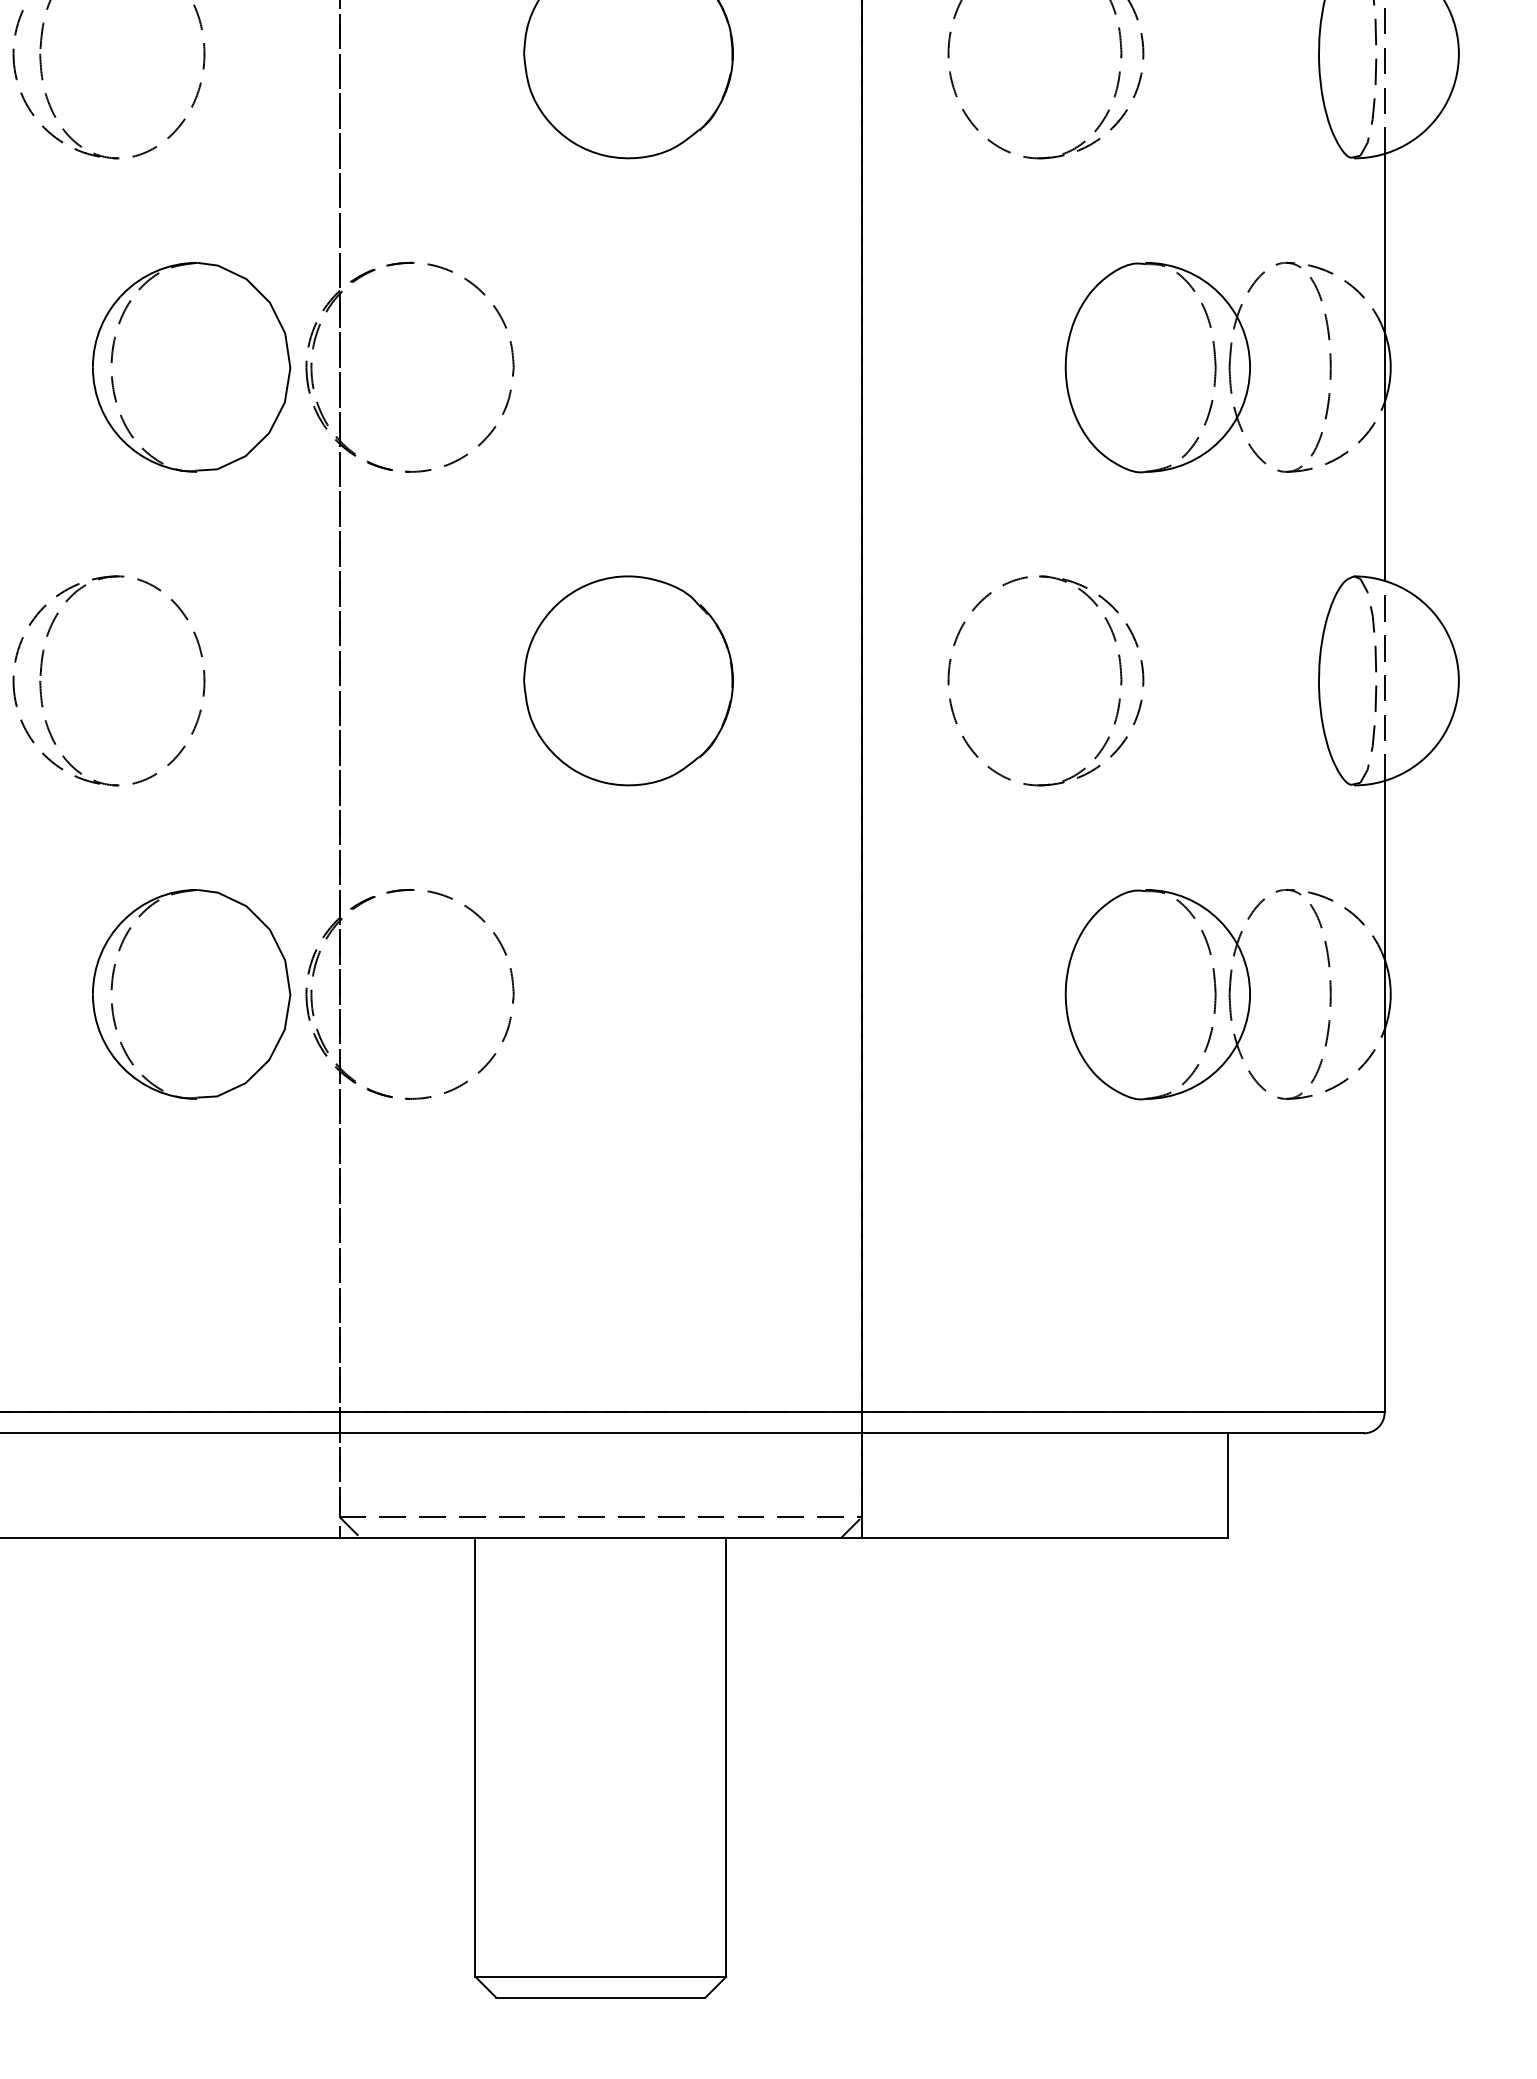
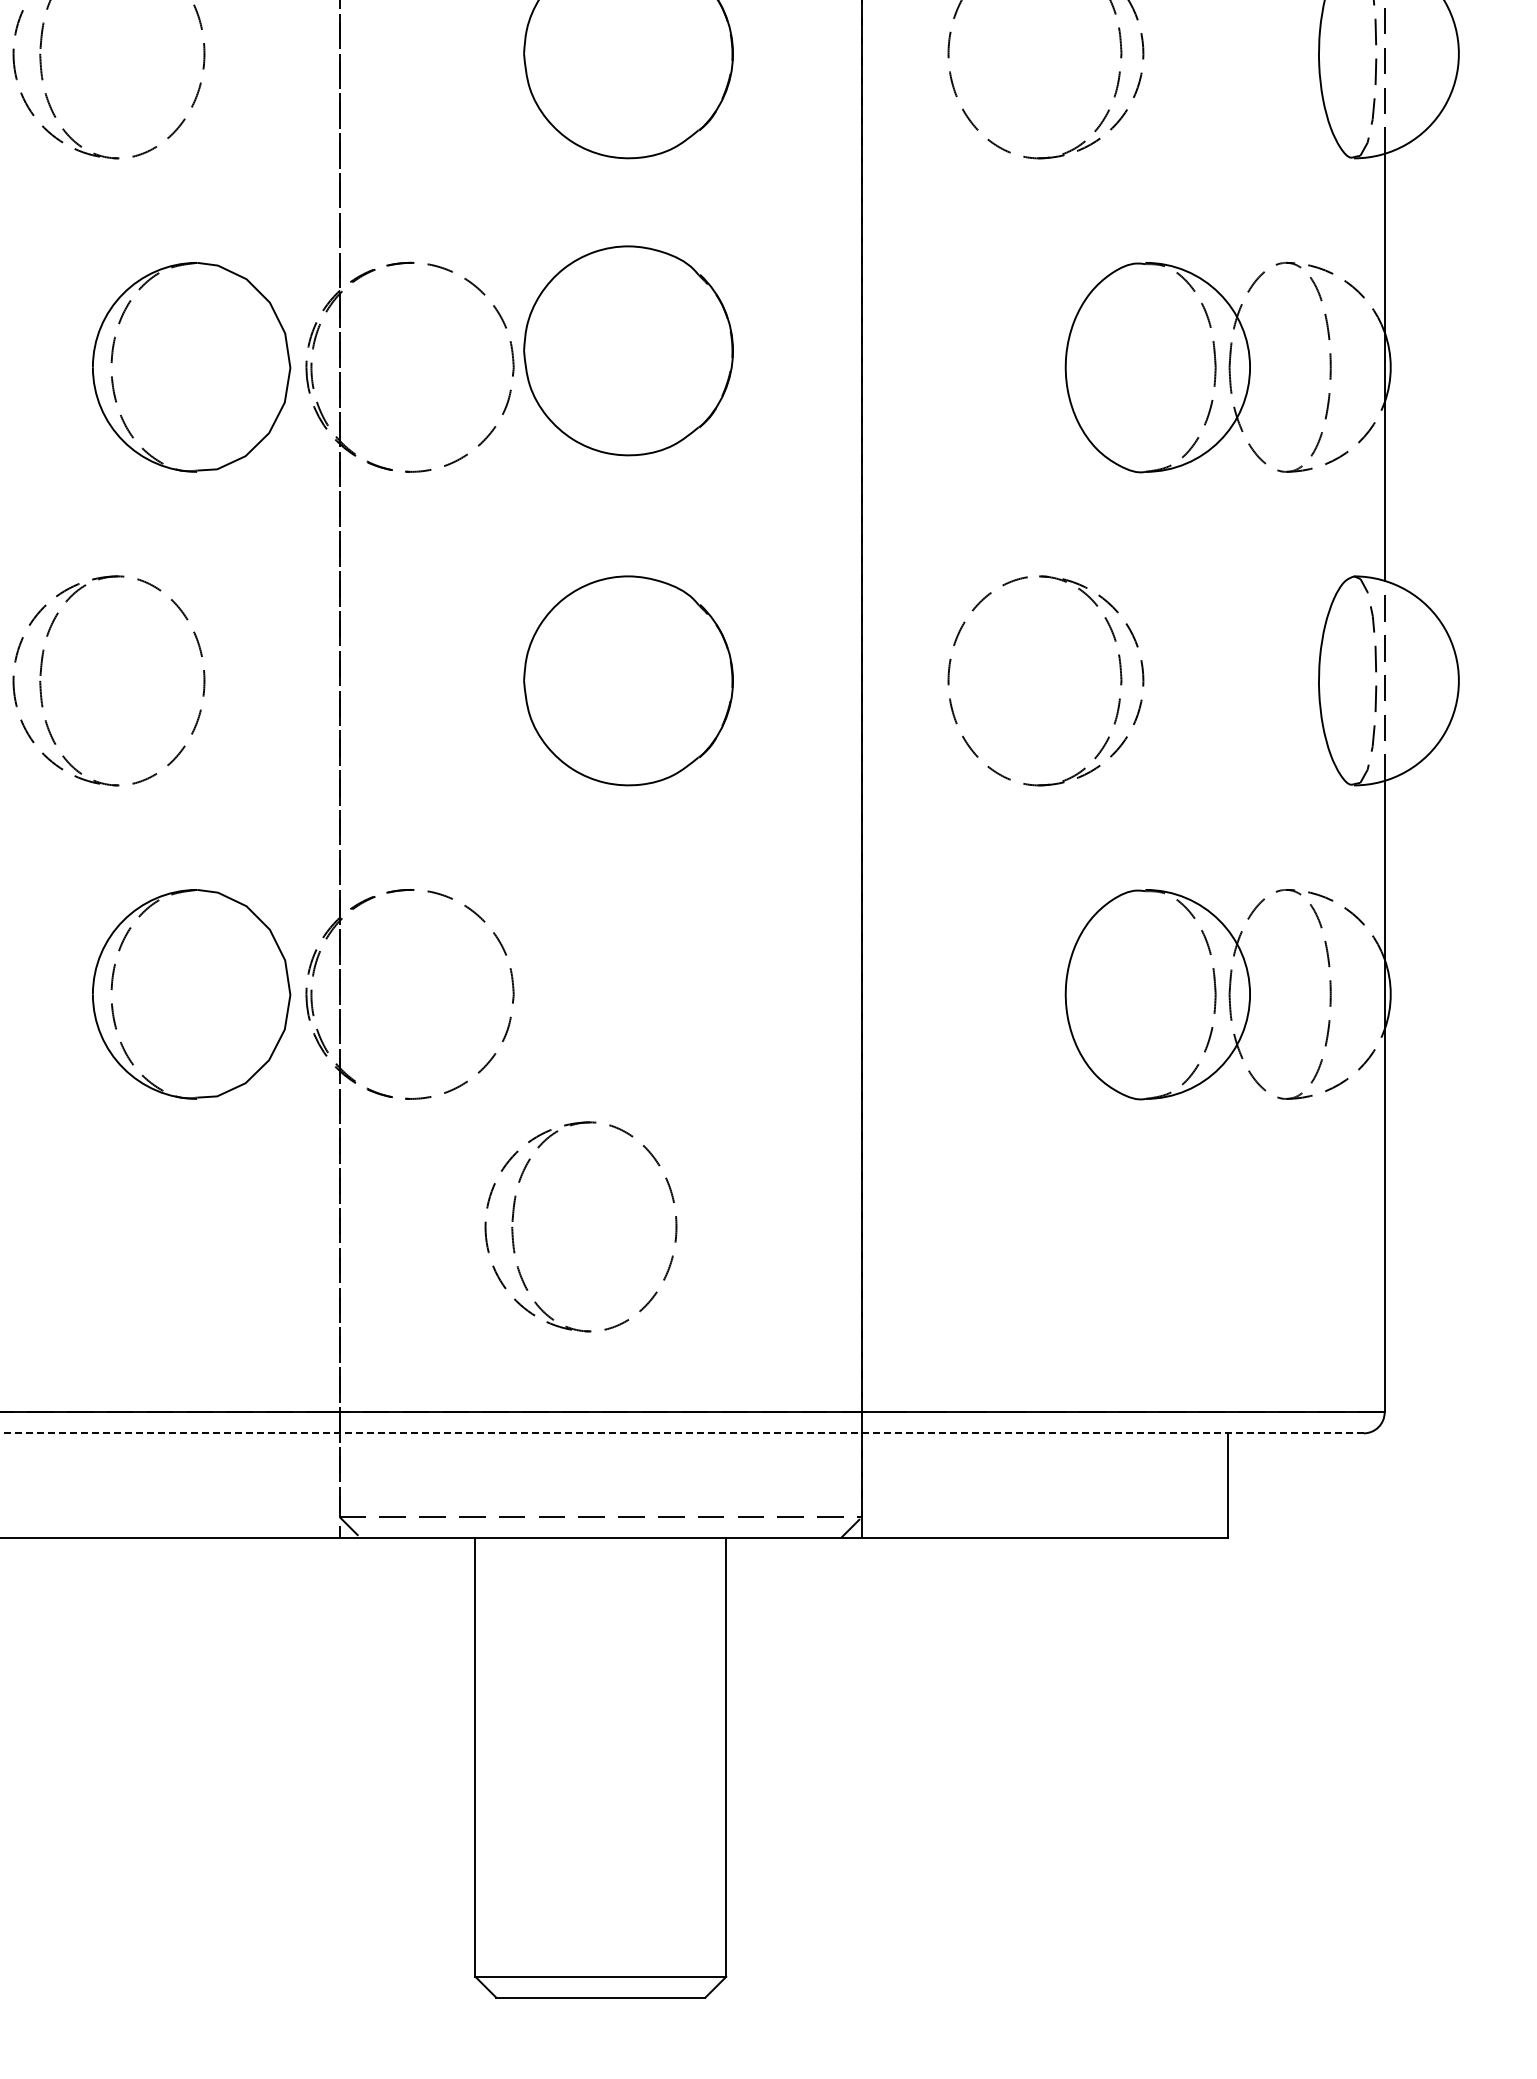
part: none -> present (628, 350)
part: none -> present (513, 1227)
line: solid -> dashed (681, 1433)
